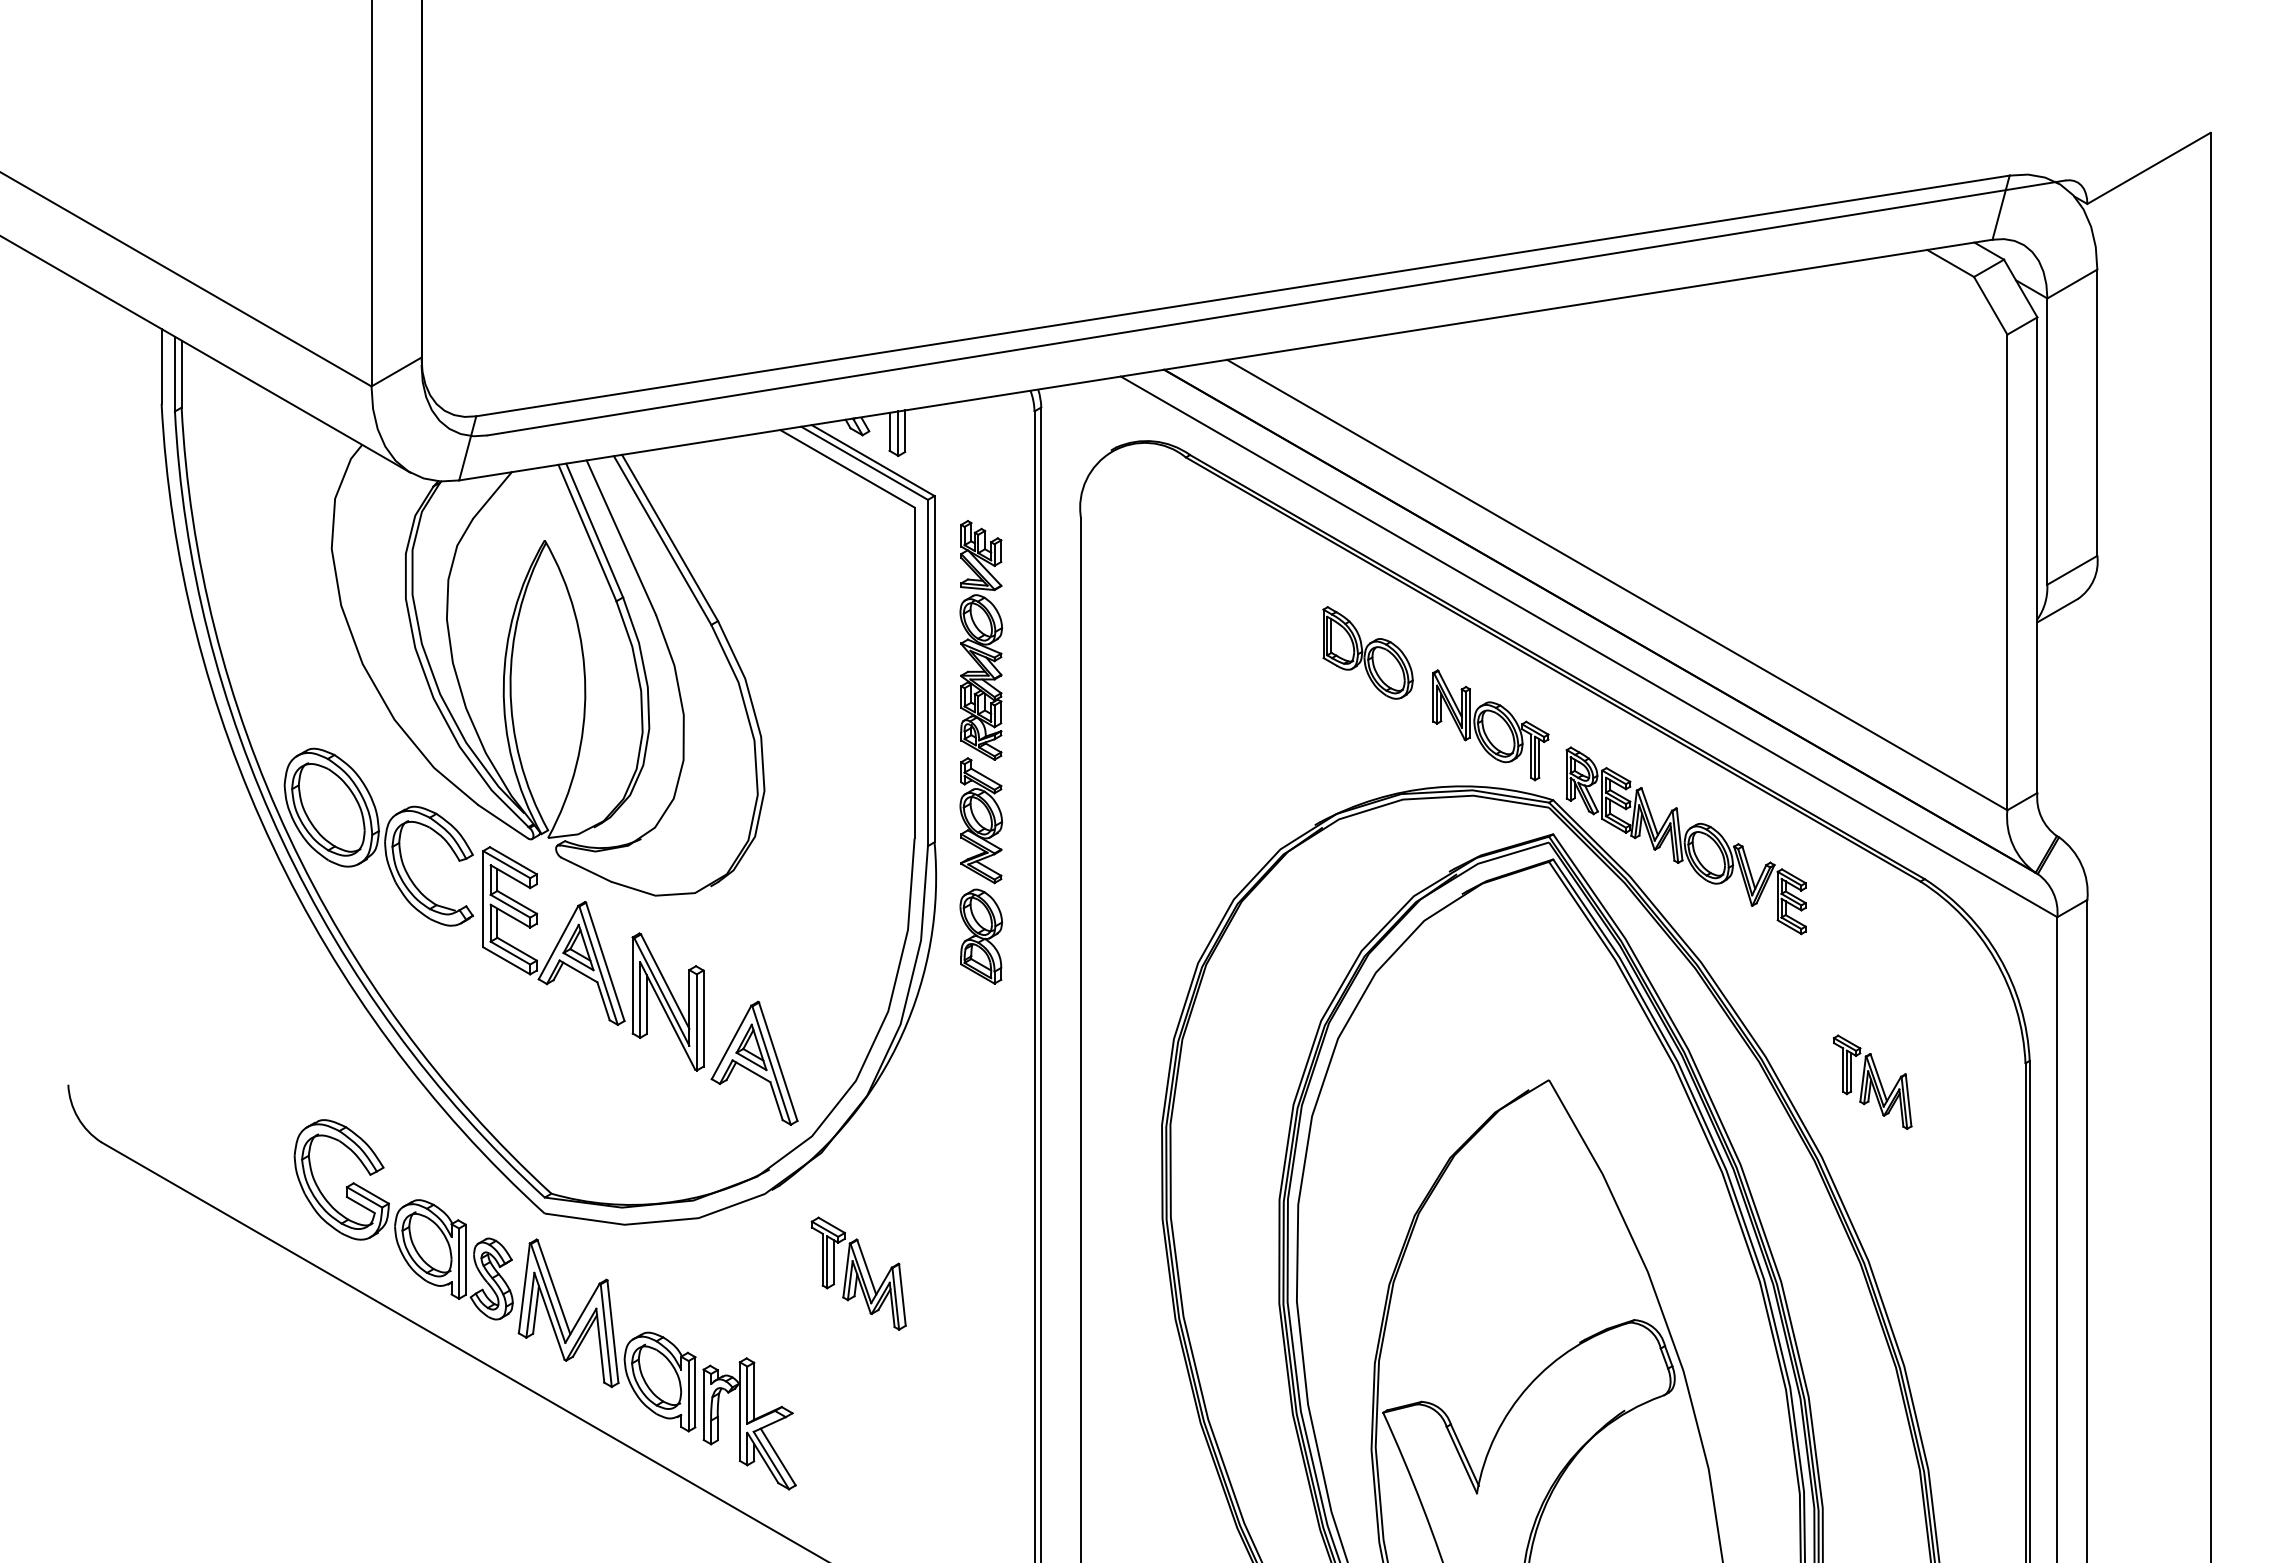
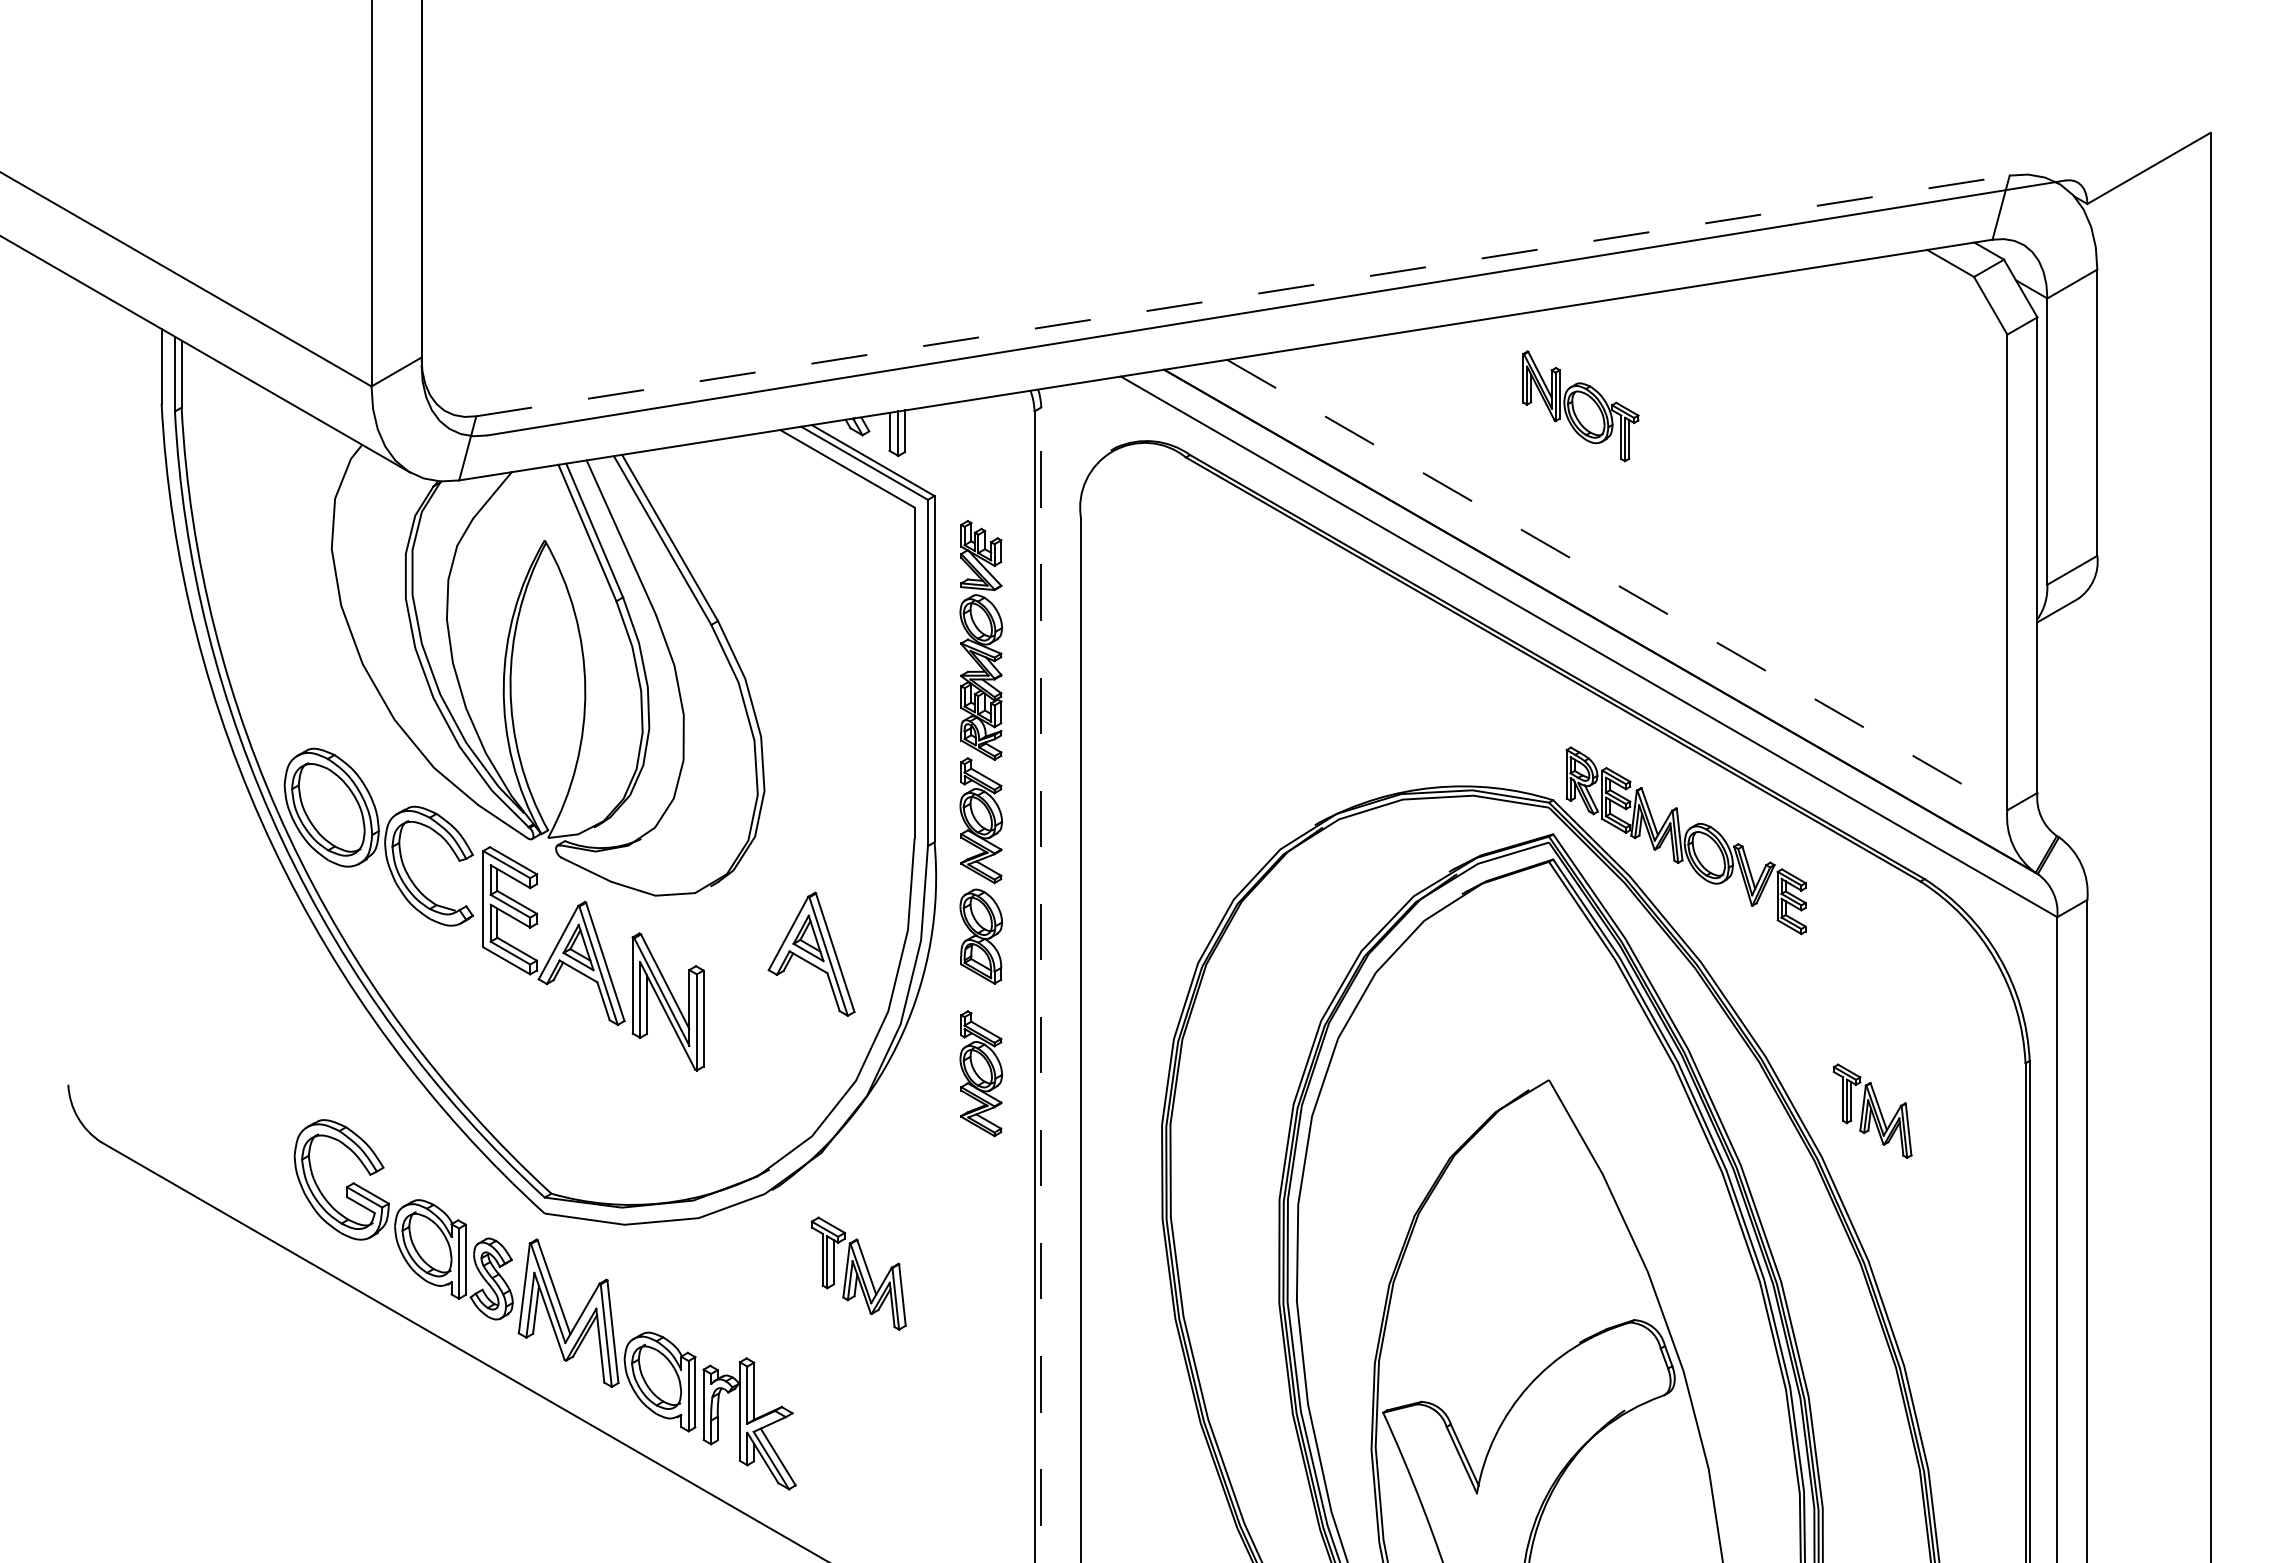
line: solid -> dashed (1243, 295)
line: solid -> dashed (1617, 585)
part: present -> none (1367, 652)
part position: (1490, 725) -> (1580, 406) (1580, 406)
line: solid -> dashed (1041, 985)
part position: (754, 1062) -> (811, 953) (811, 953)
part: none -> present (981, 1073)
part position: (1872, 1081) -> (1872, 1110) (1872, 1110)
